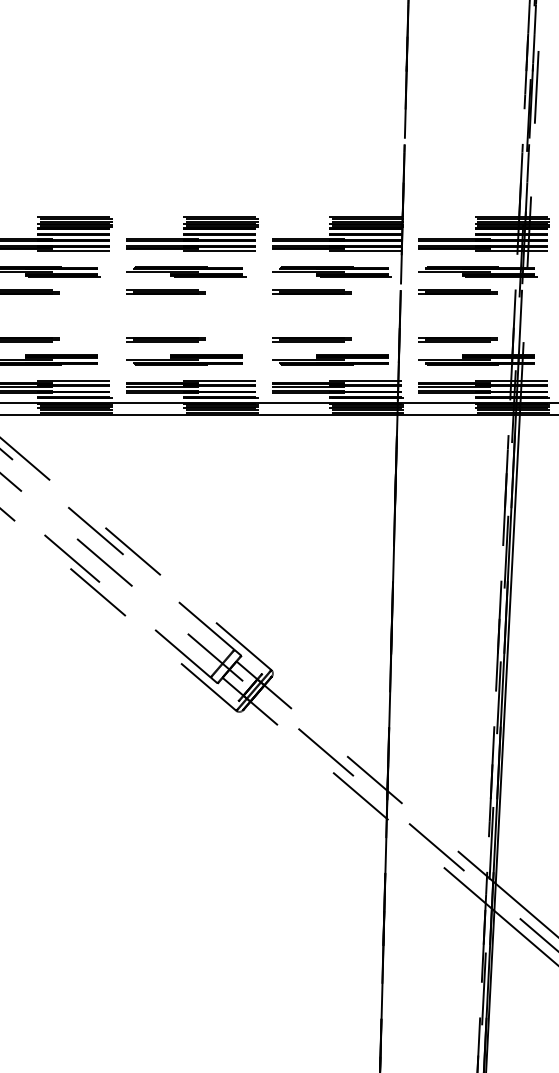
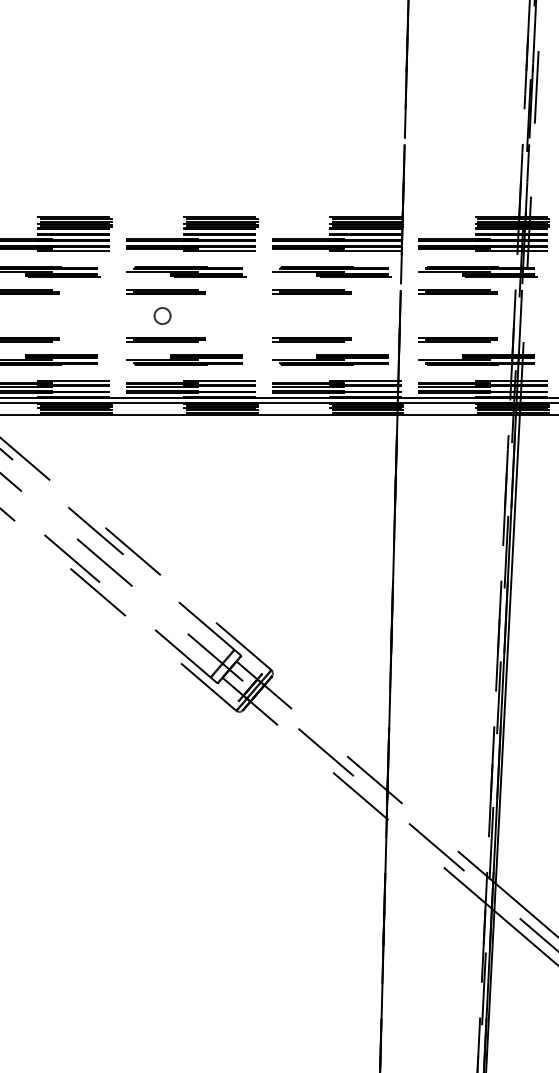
circle: none -> present (162, 315)
line: dashed -> solid (279, 398)
